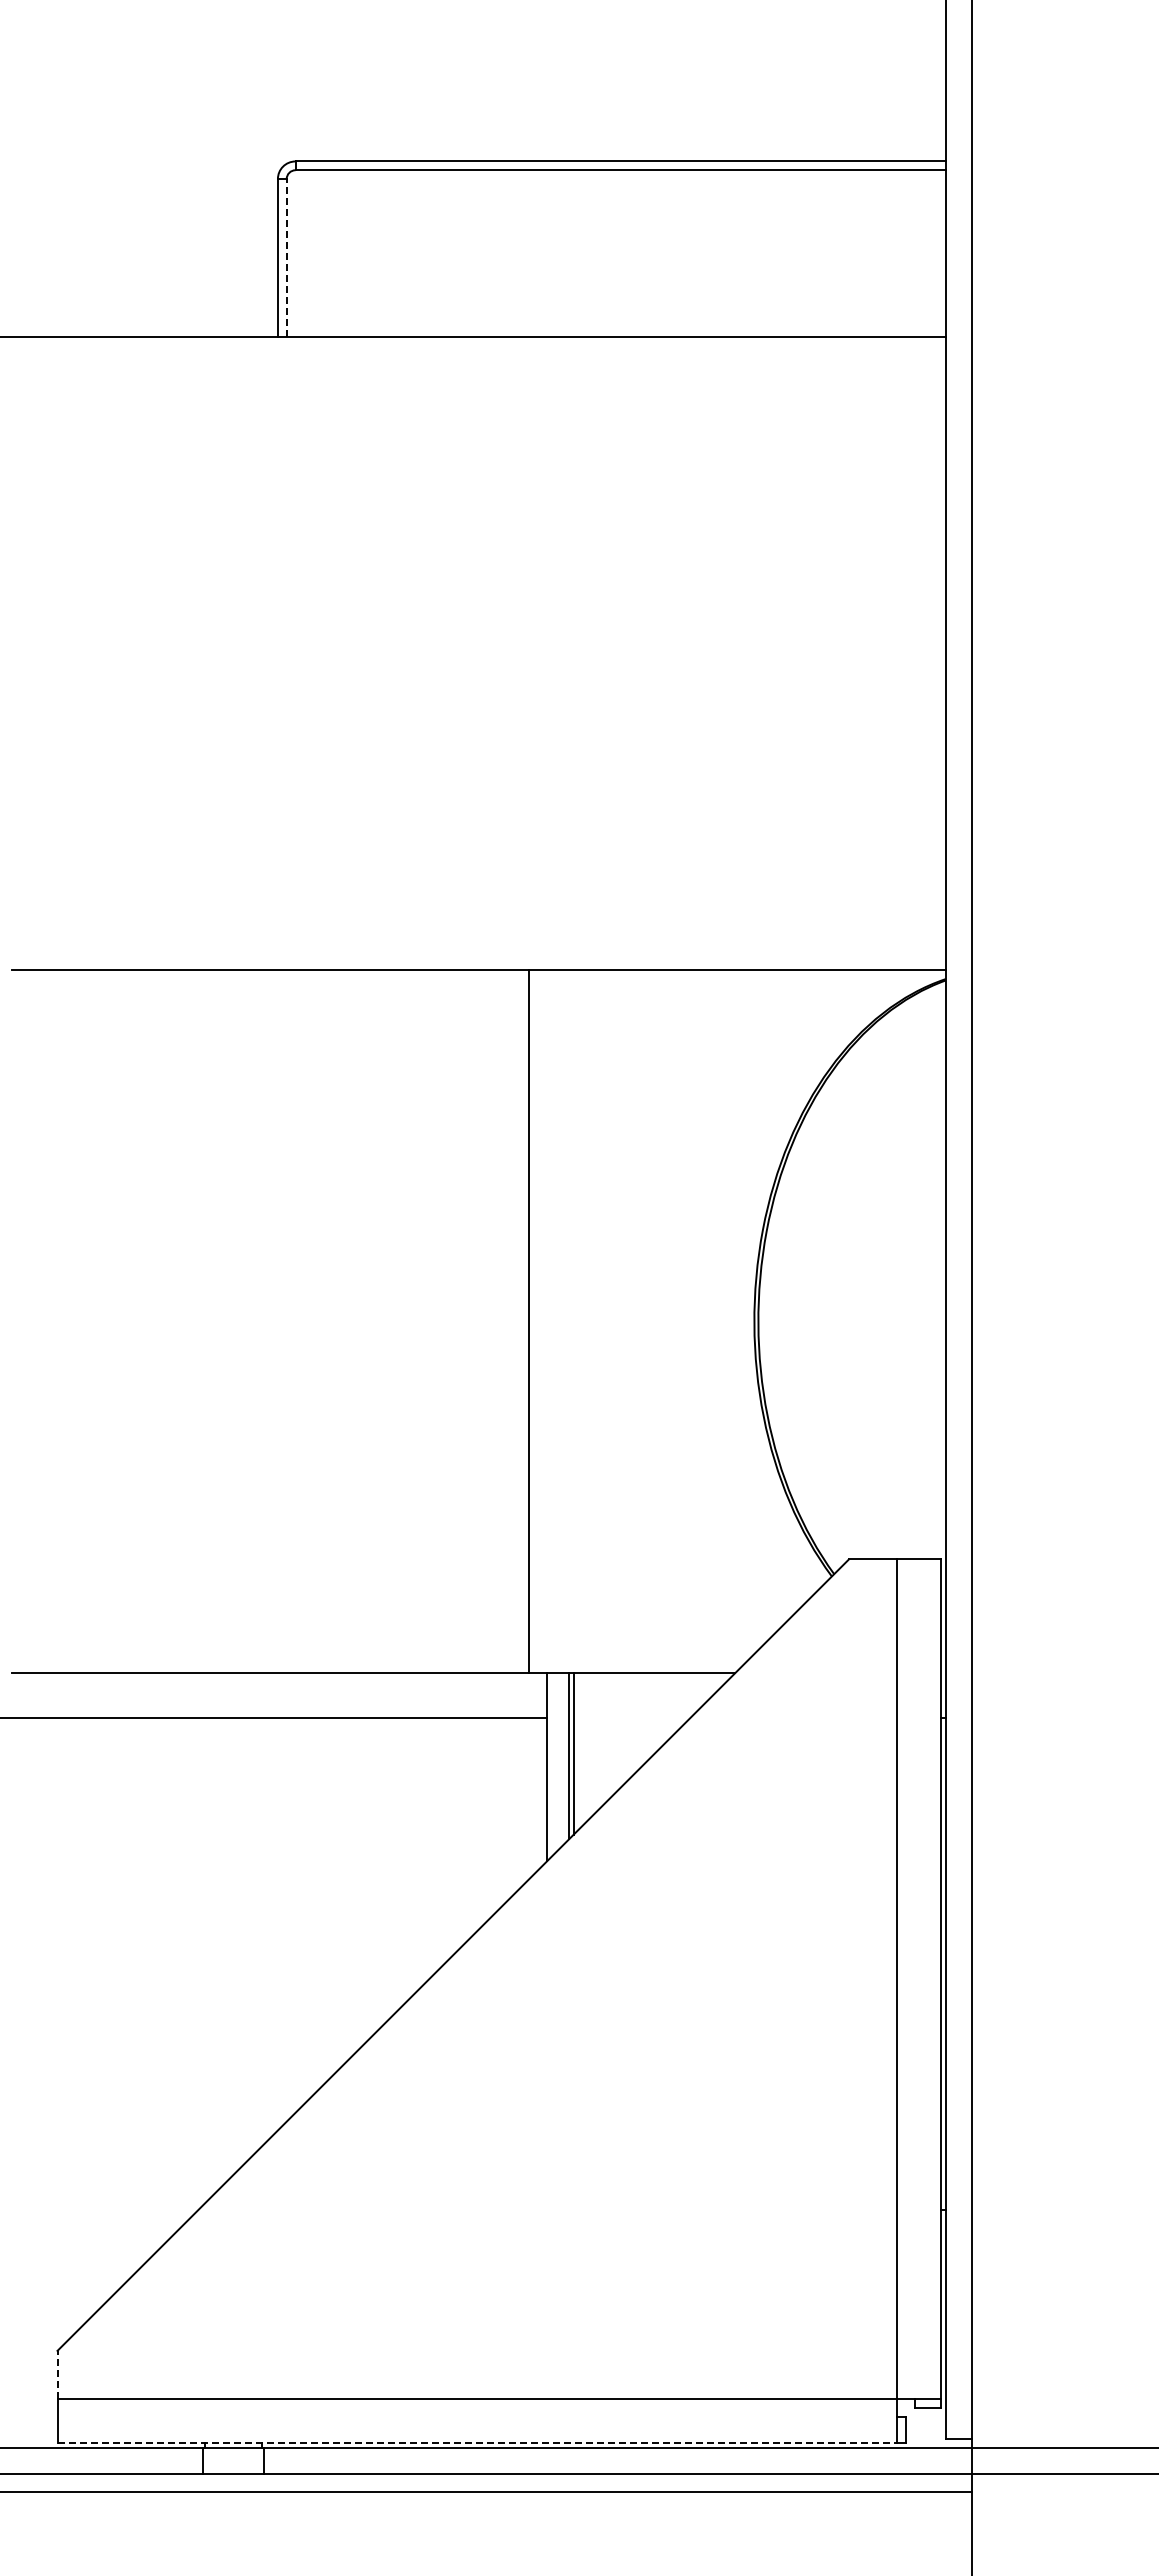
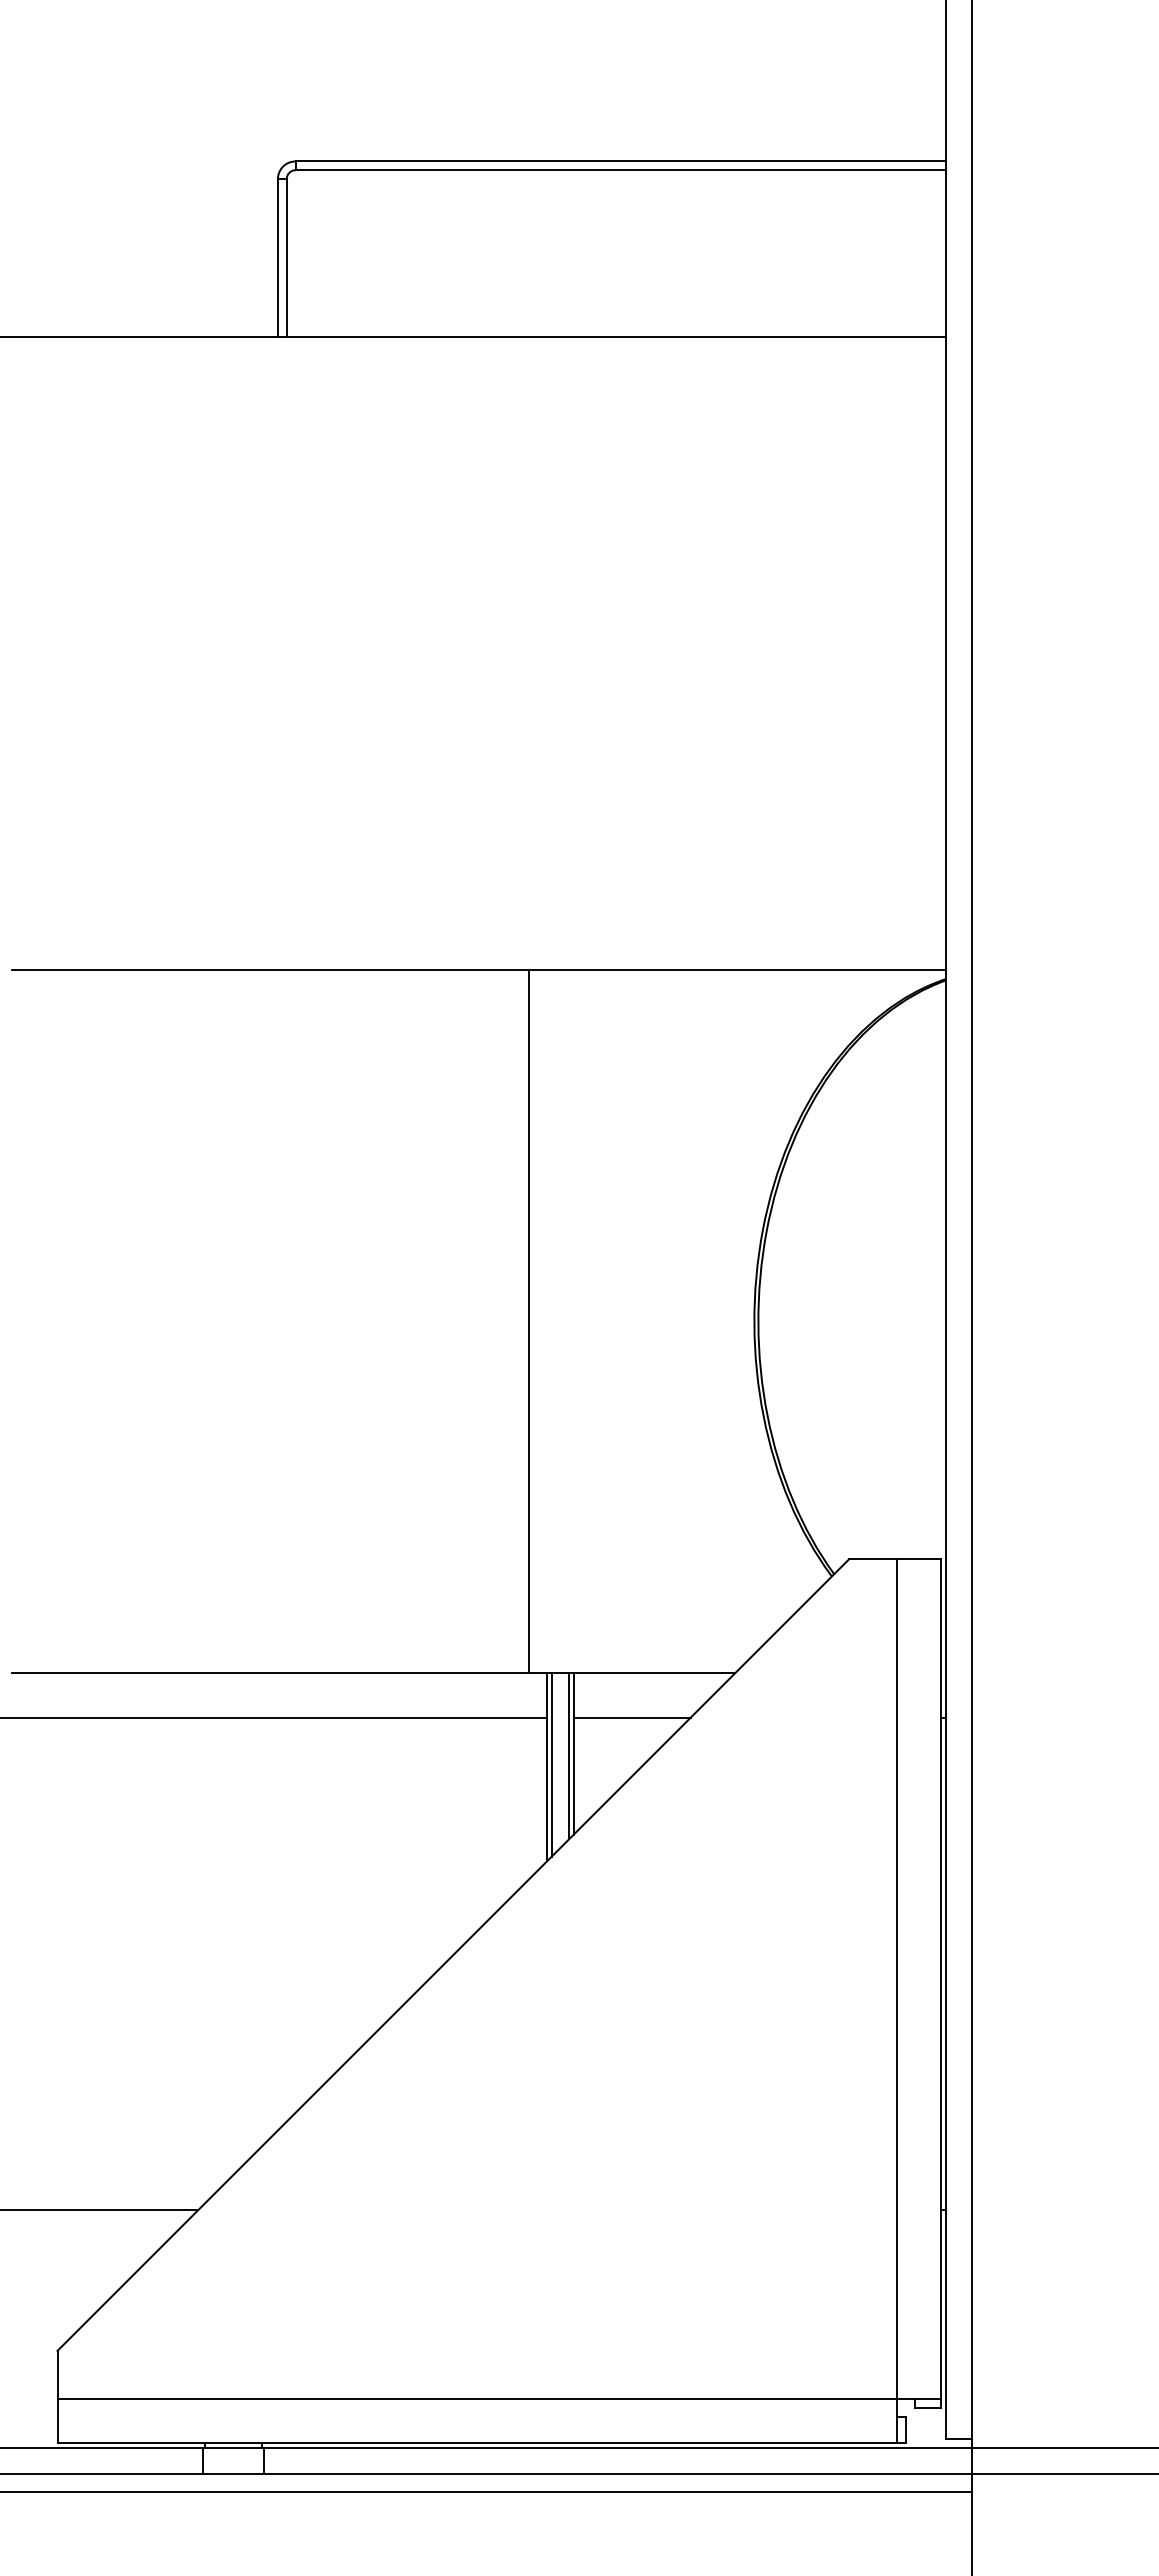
line: dashed -> solid (286, 257)
line: none -> present (631, 1717)
line: none -> present (551, 1764)
line: none -> present (100, 2210)
line: dashed -> solid (57, 2374)
line: dashed -> solid (477, 2443)
